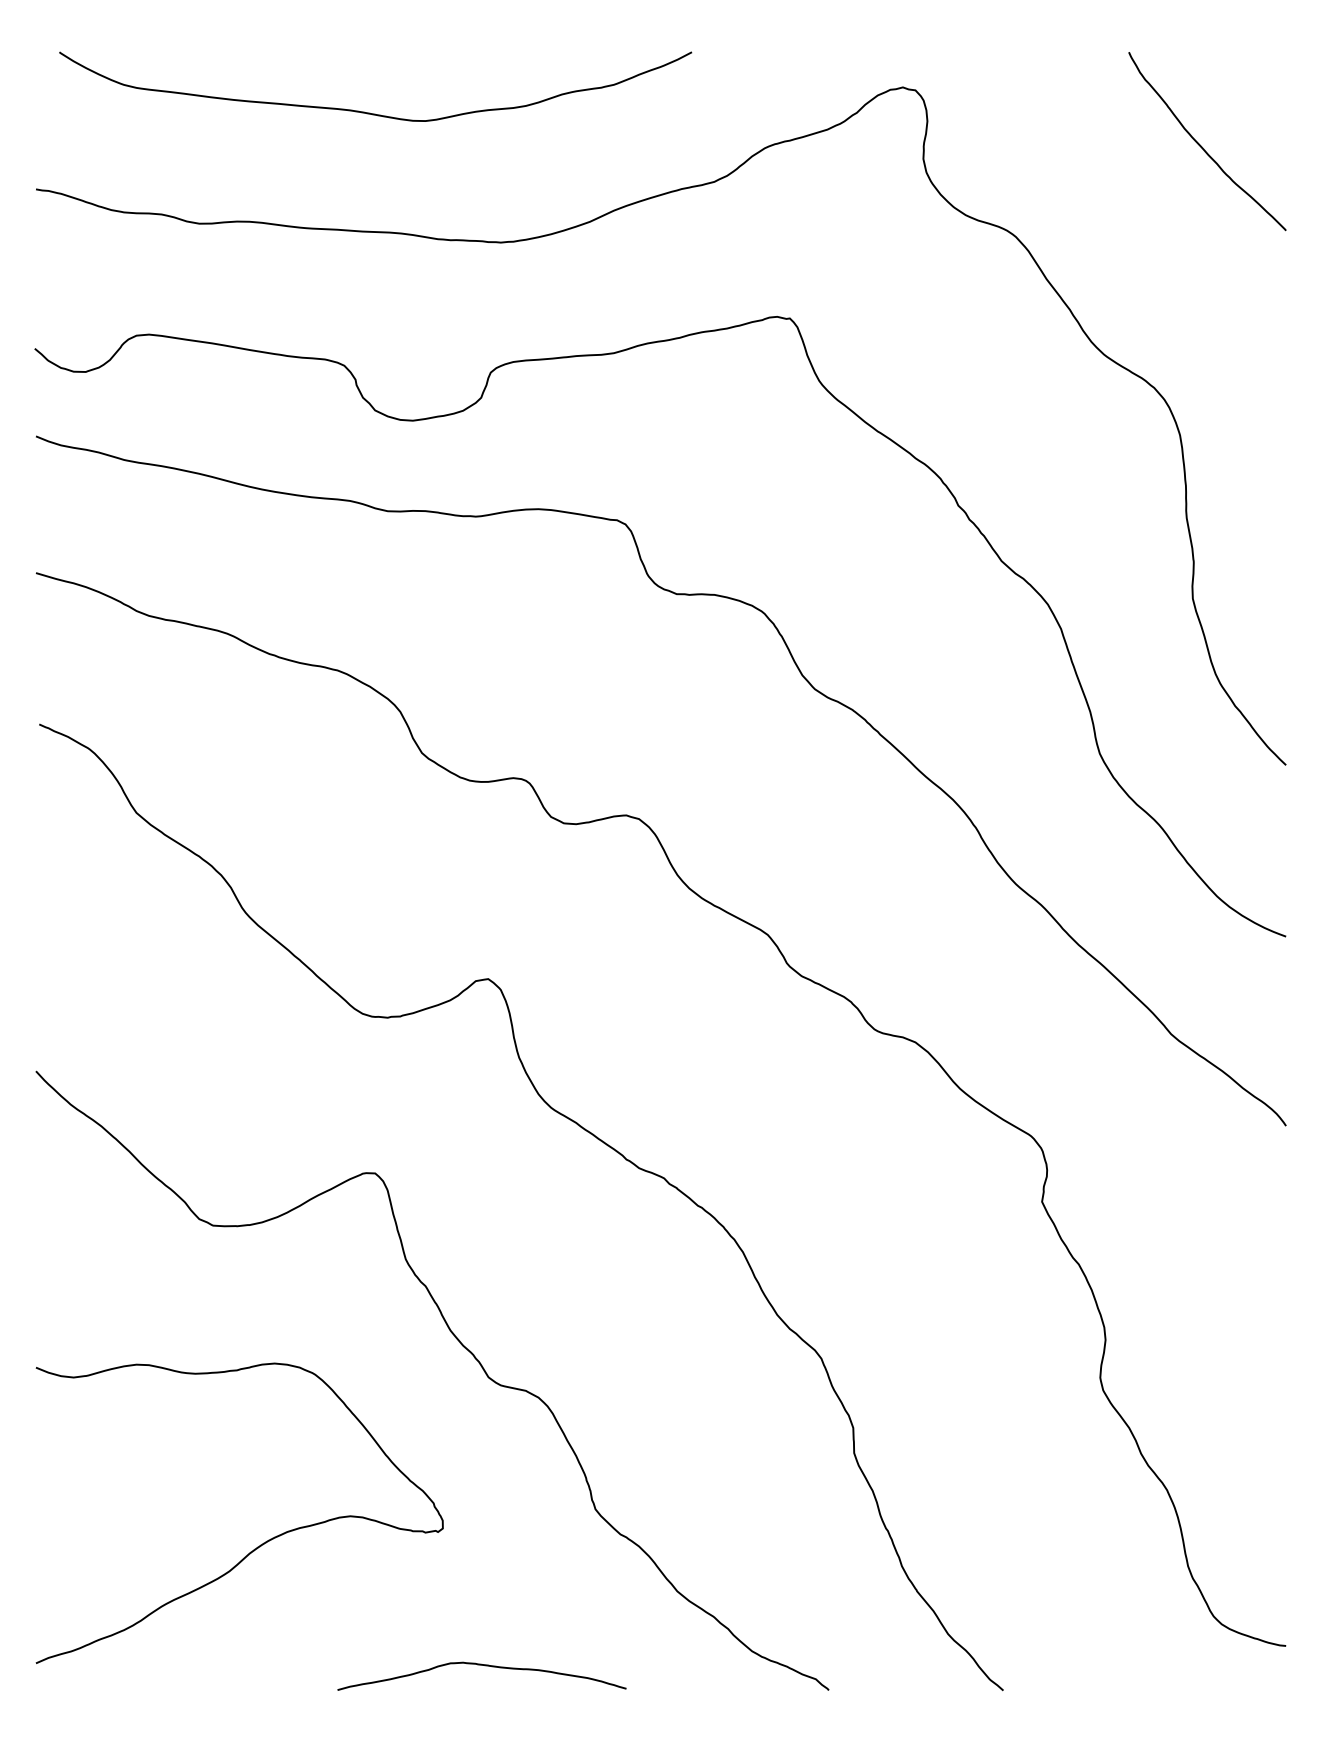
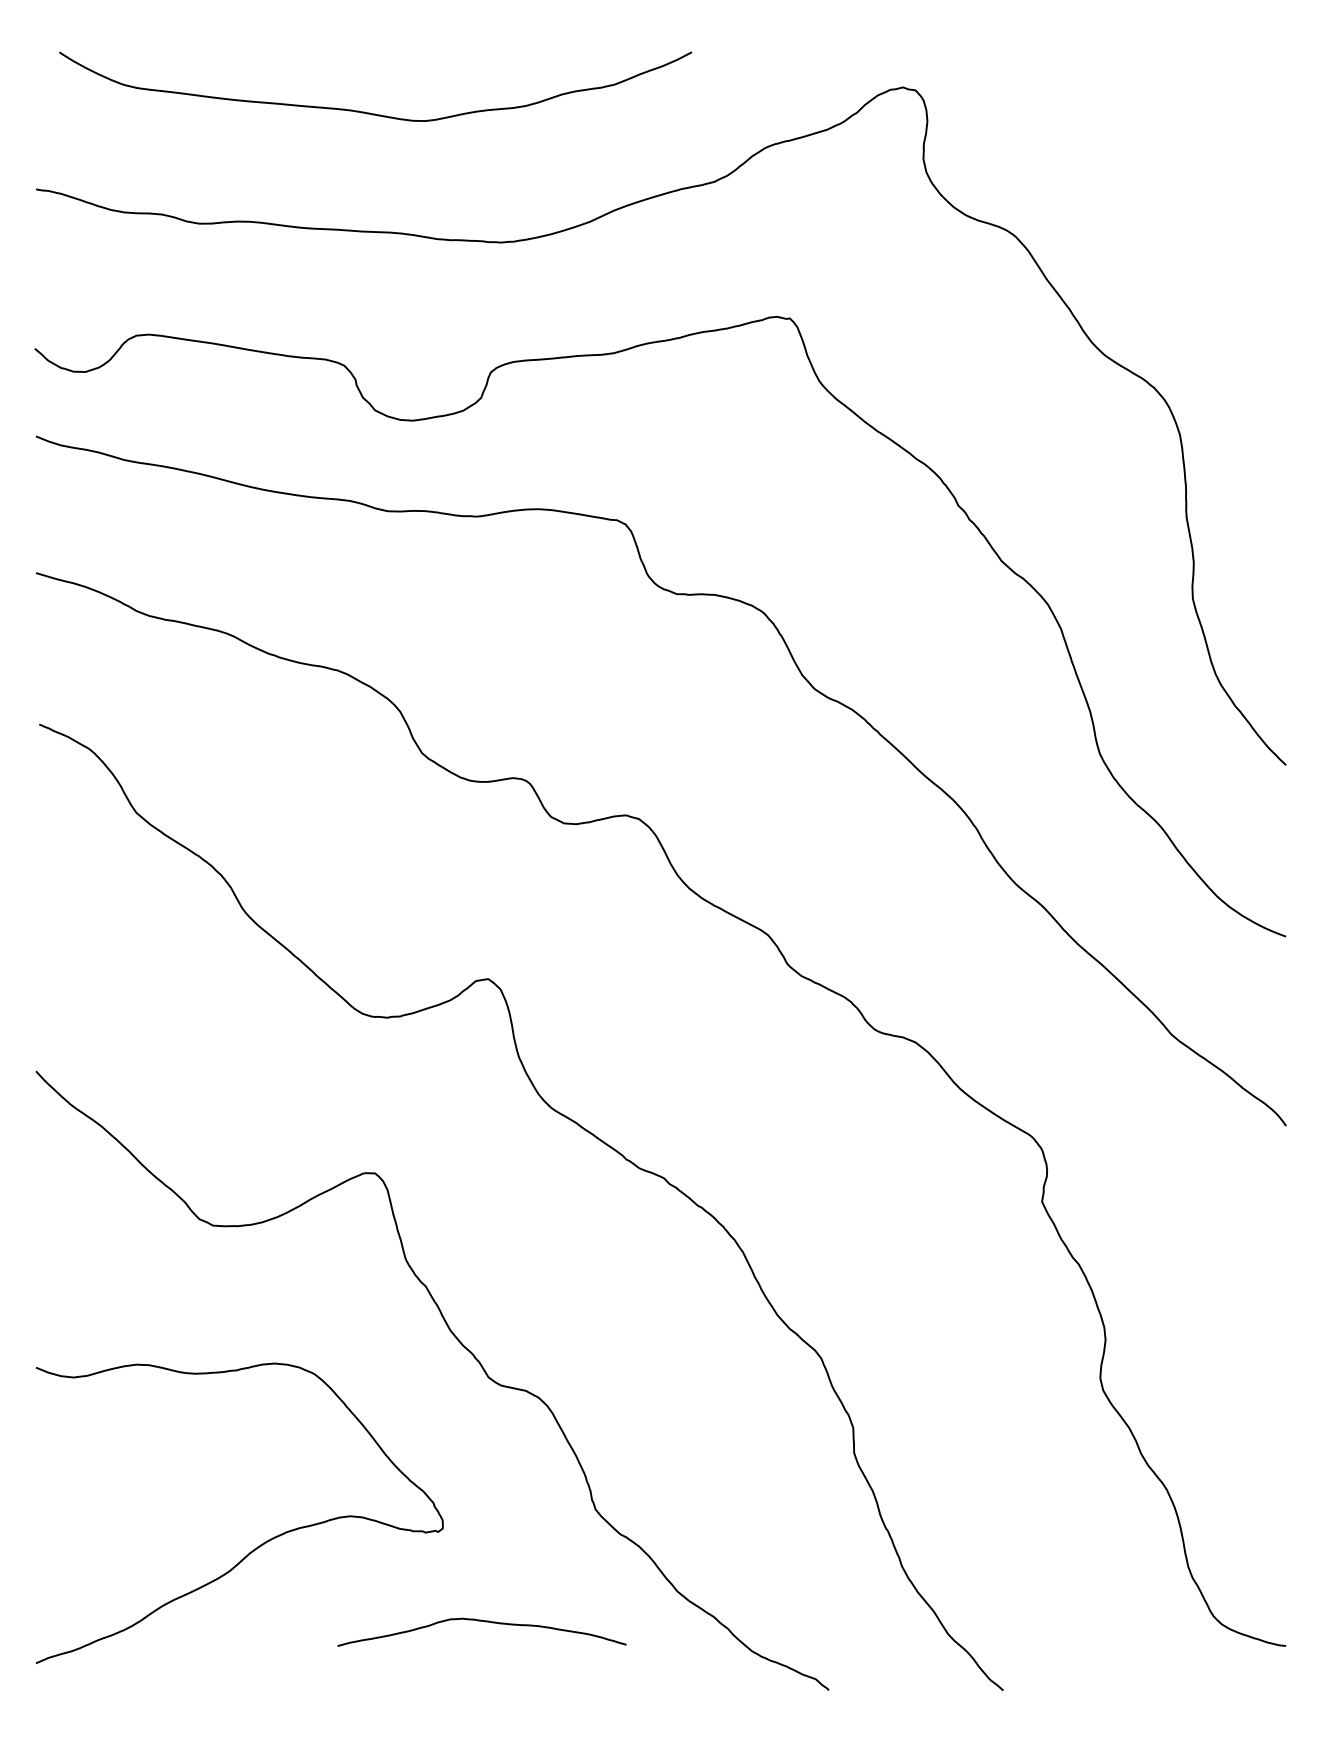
curve: present -> none (1202, 146)
curve position: (485, 1666) -> (485, 1622) (485, 1622)
